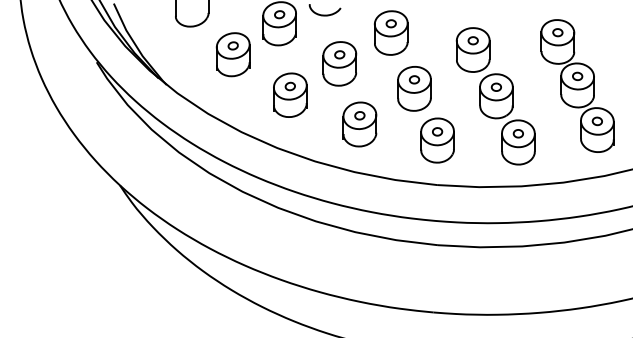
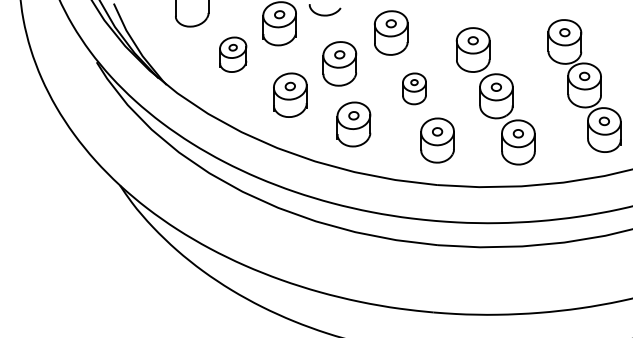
part size: 36x46 px -> 29x37 px (233, 54)
part position: (577, 85) -> (584, 85) (584, 85)
part size: 35x46 px -> 25x34 px (414, 88)
part position: (359, 124) -> (353, 124) (353, 124)
